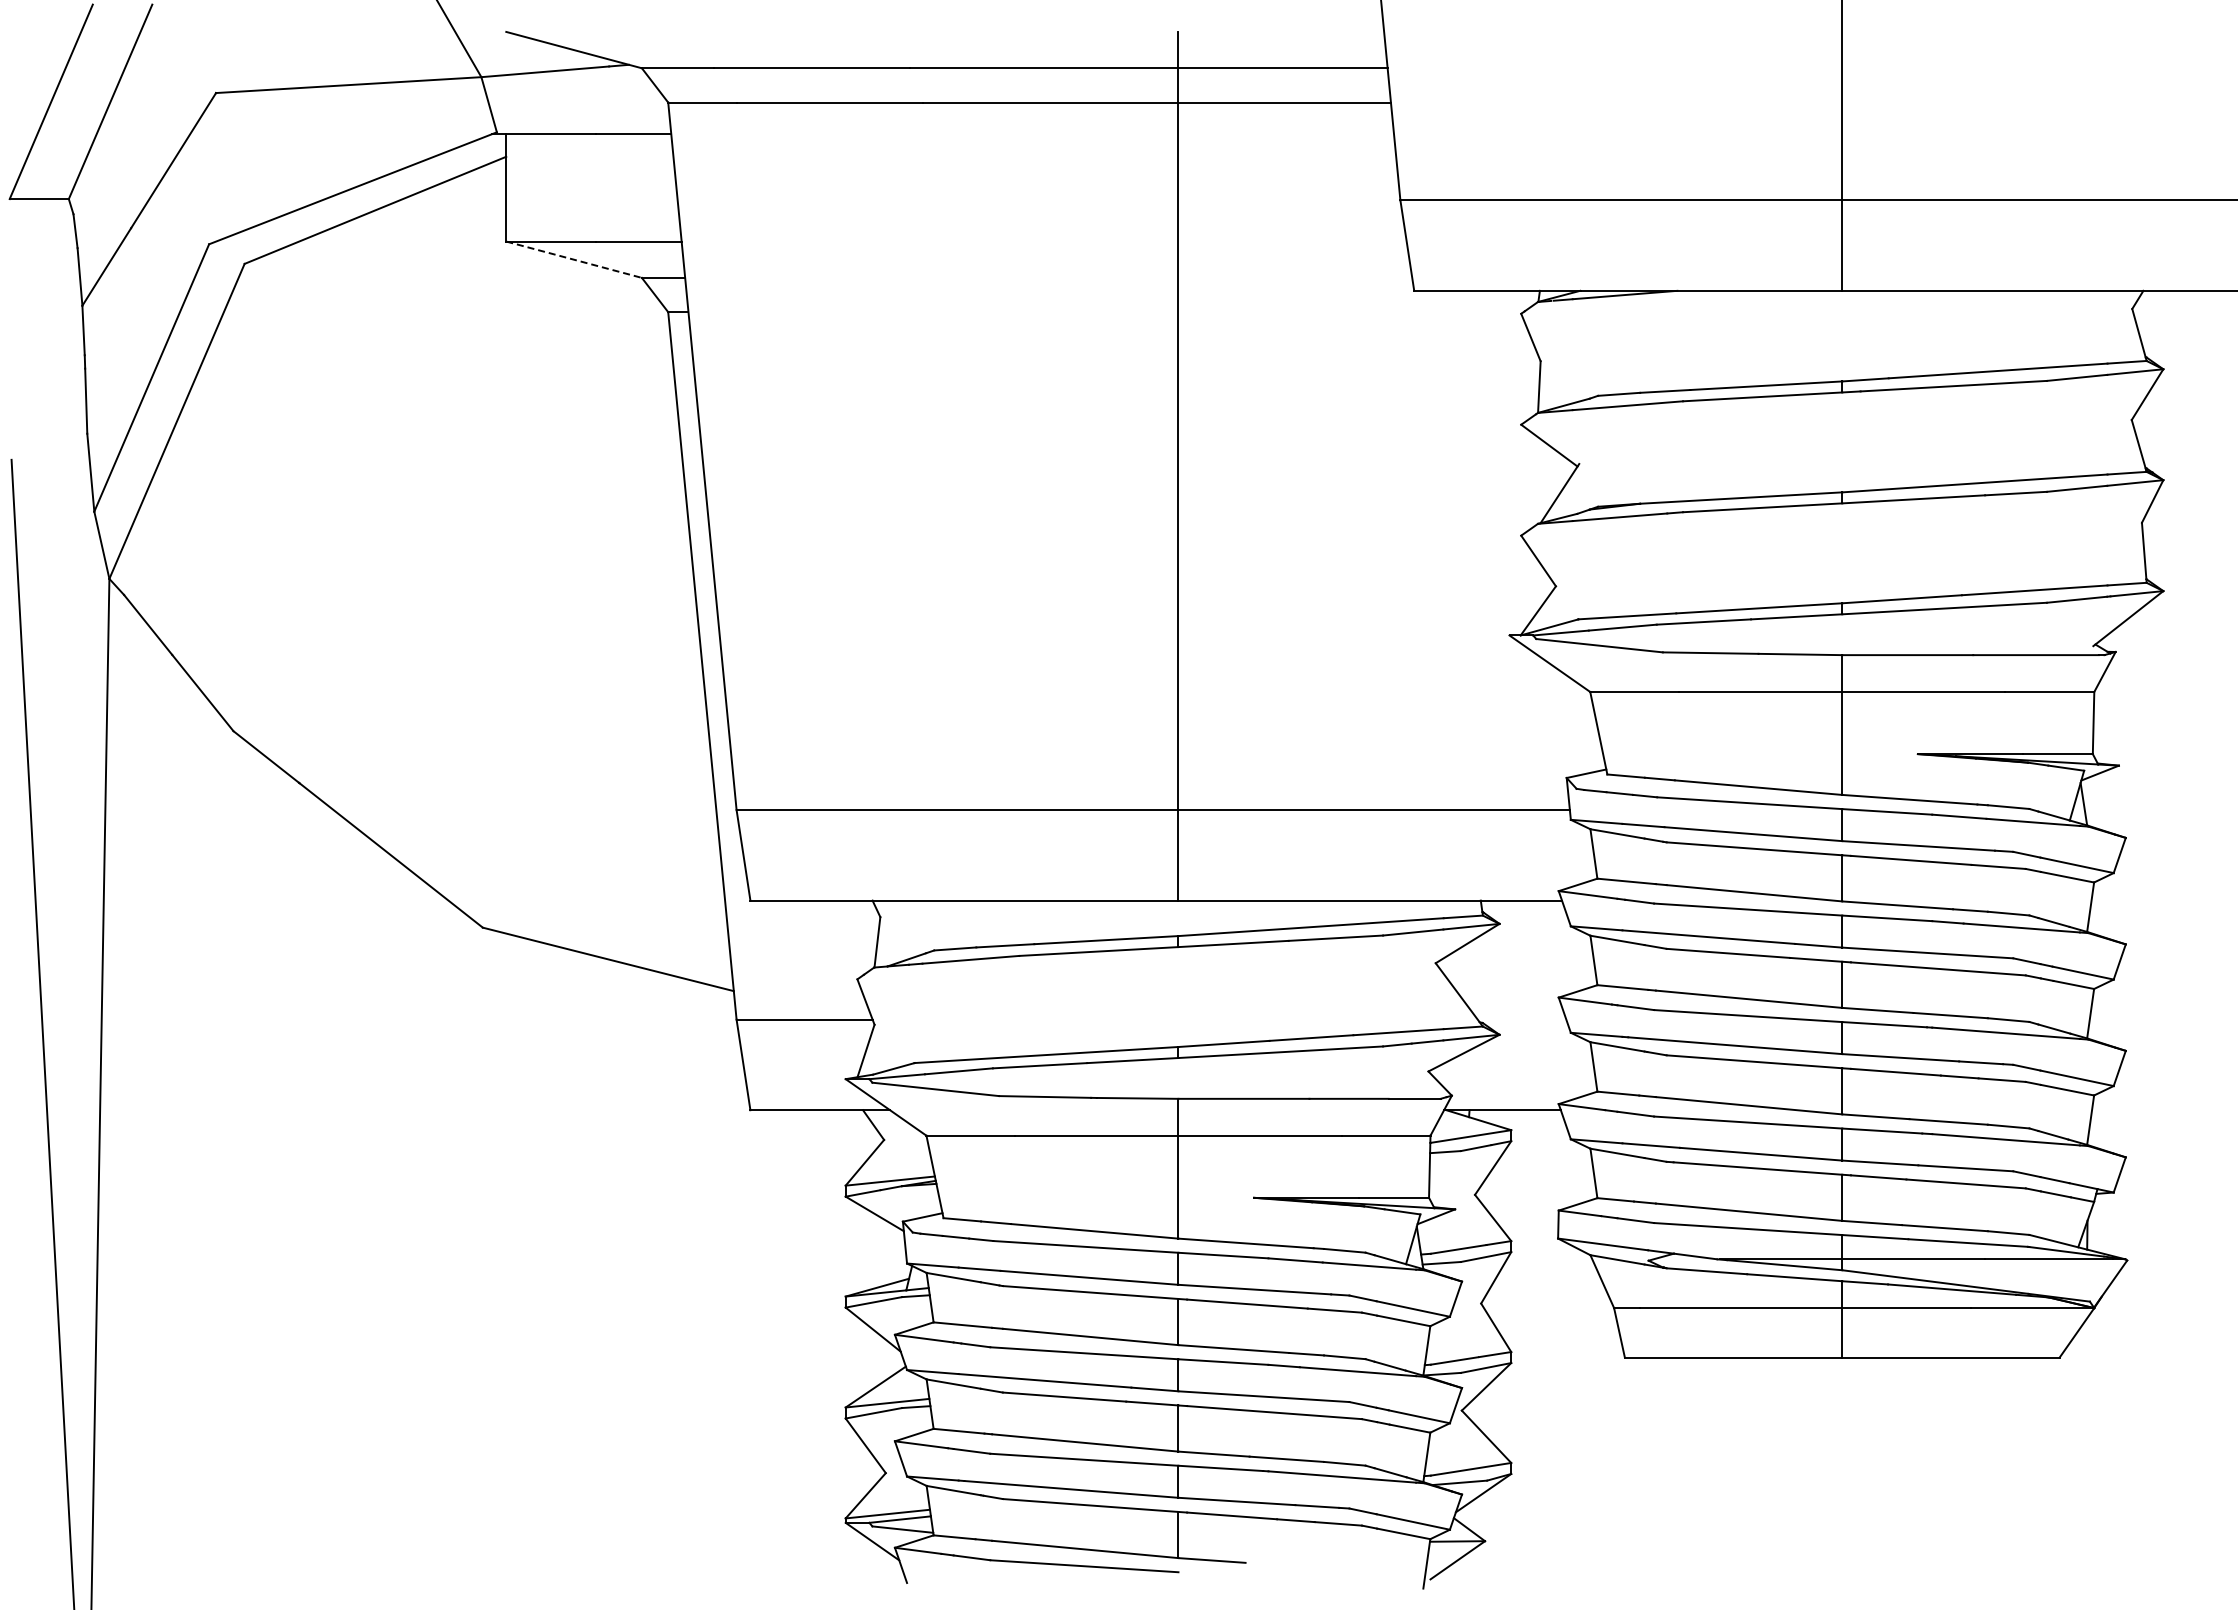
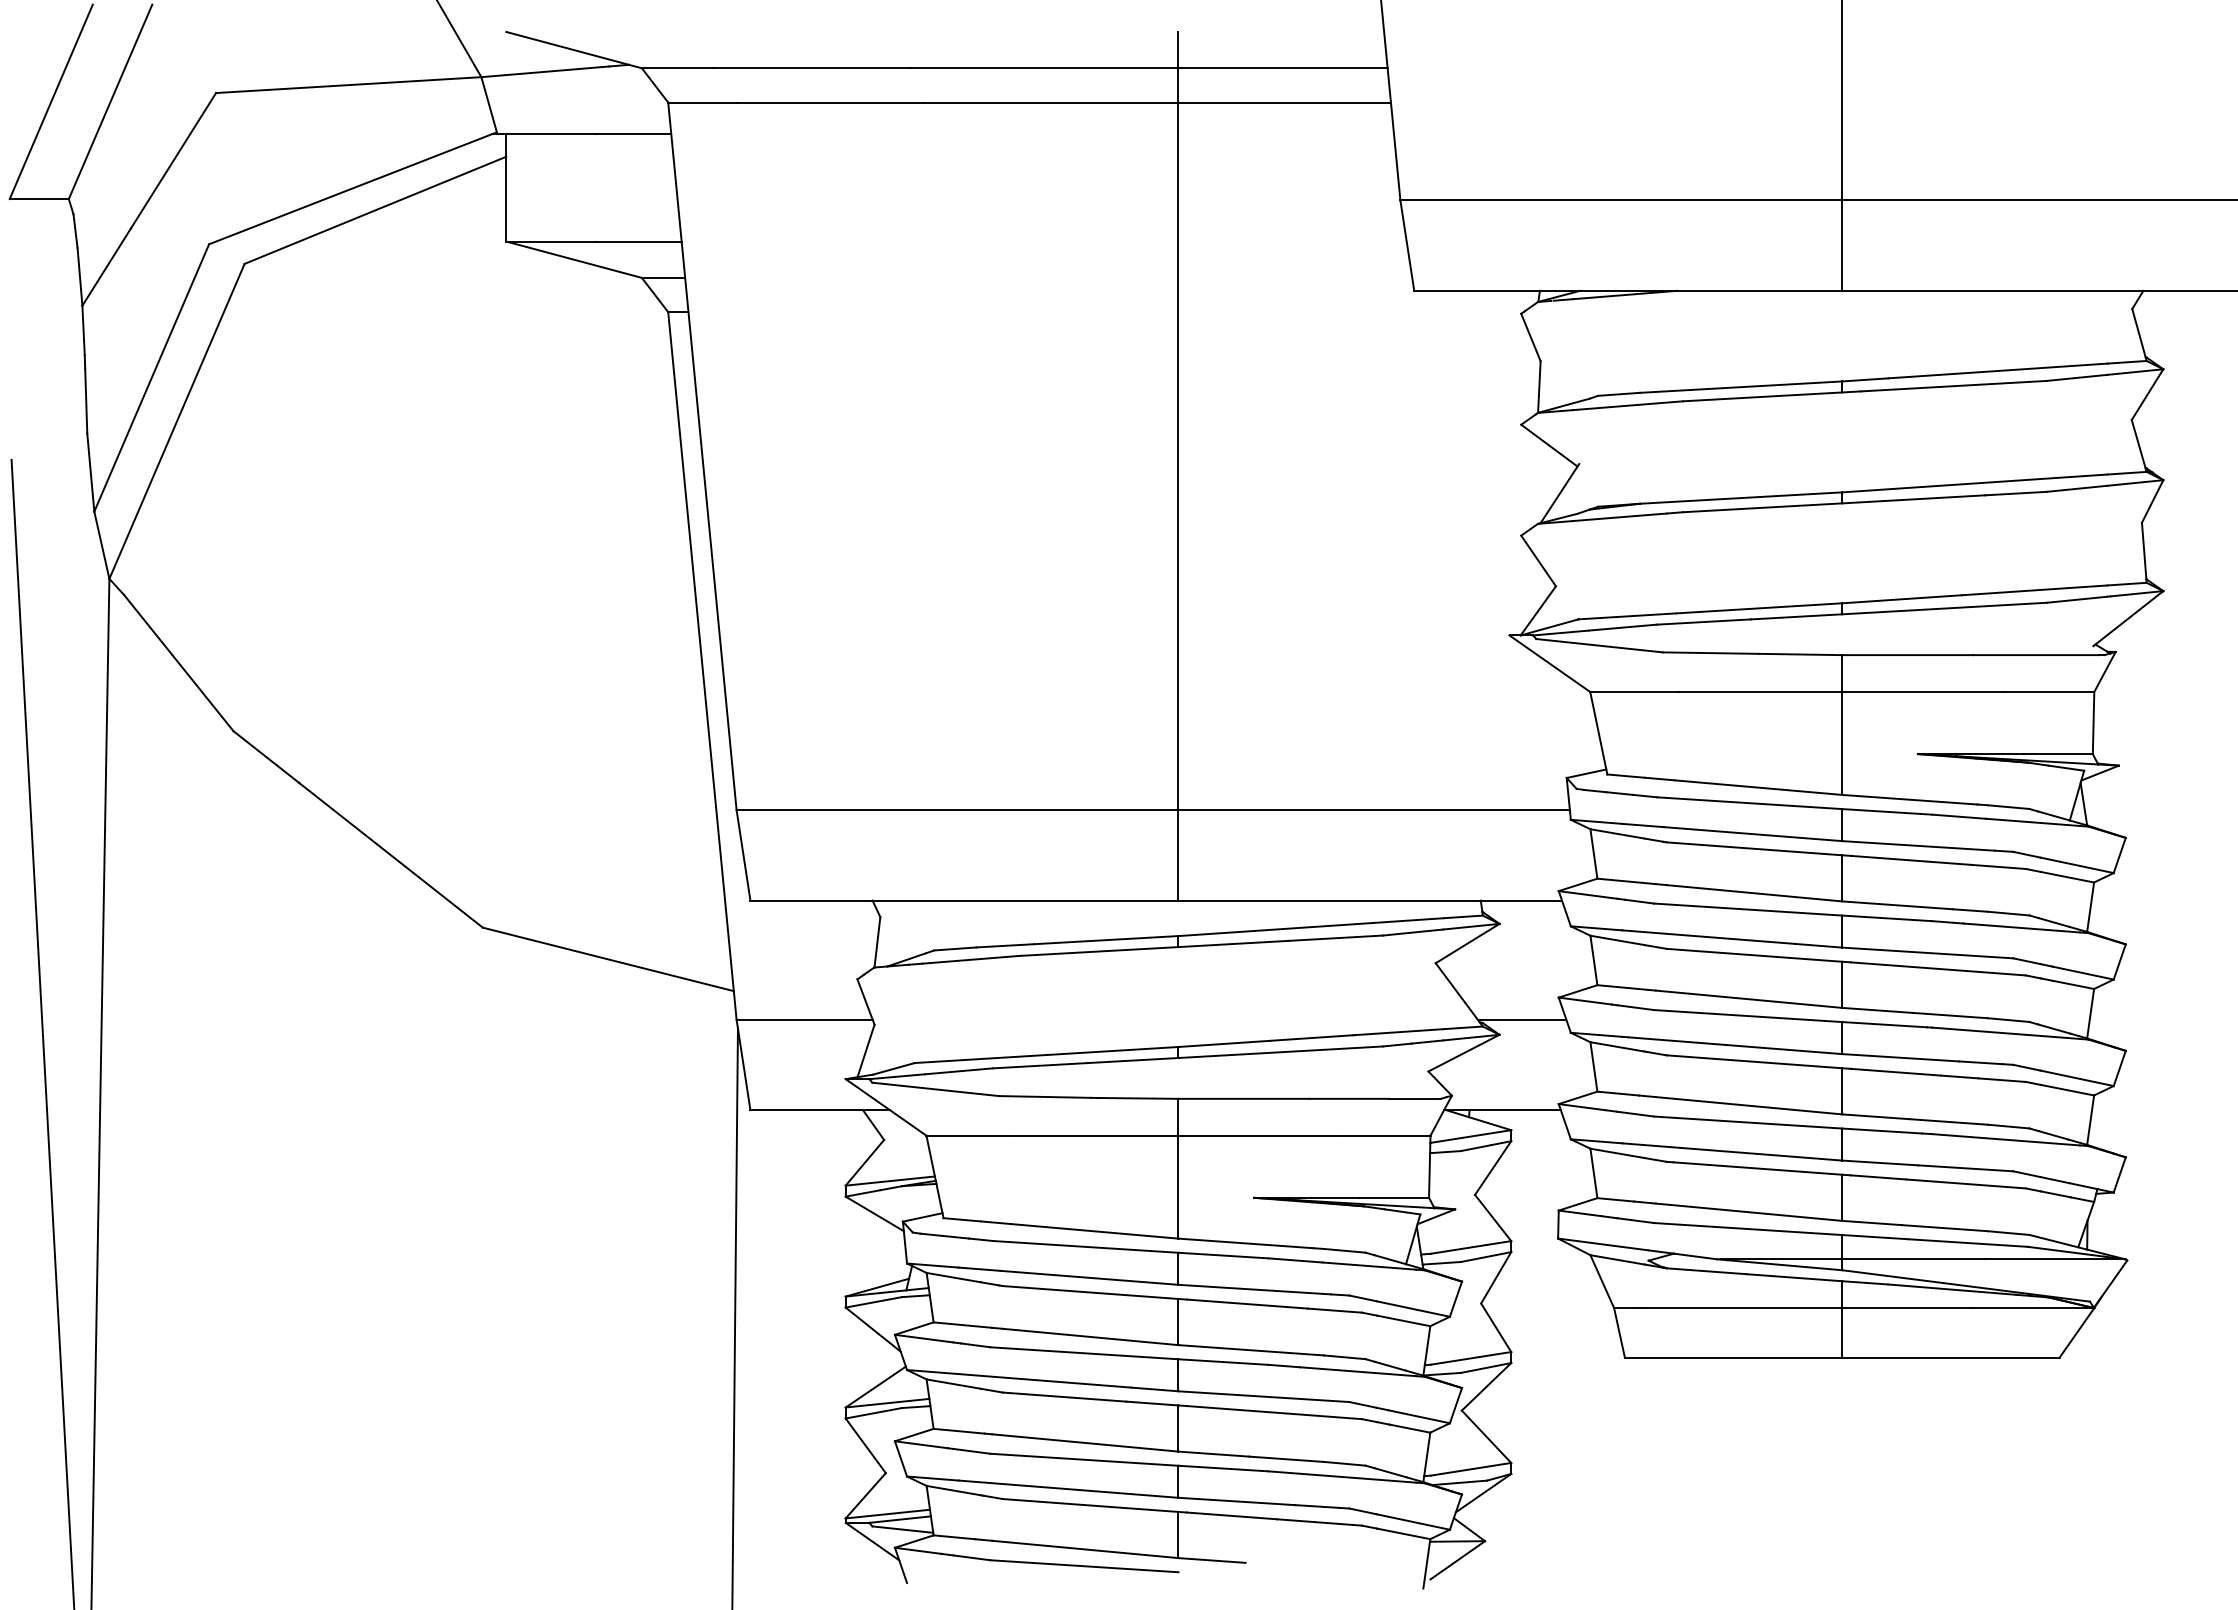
line: dashed -> solid (574, 259)
line: none -> present (1521, 1019)
line: none -> present (734, 1317)
